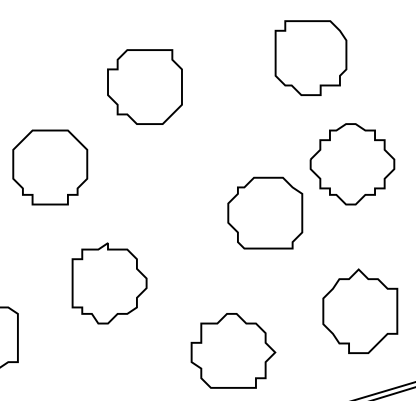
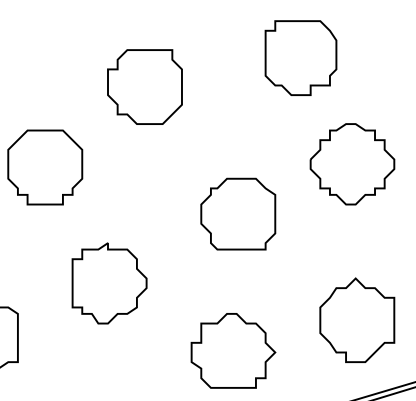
part position: (310, 57) -> (300, 57) (300, 57)
part position: (50, 167) -> (45, 167) (45, 167)
part position: (265, 212) -> (238, 213) (238, 213)
part position: (360, 310) -> (357, 319) (357, 319)
